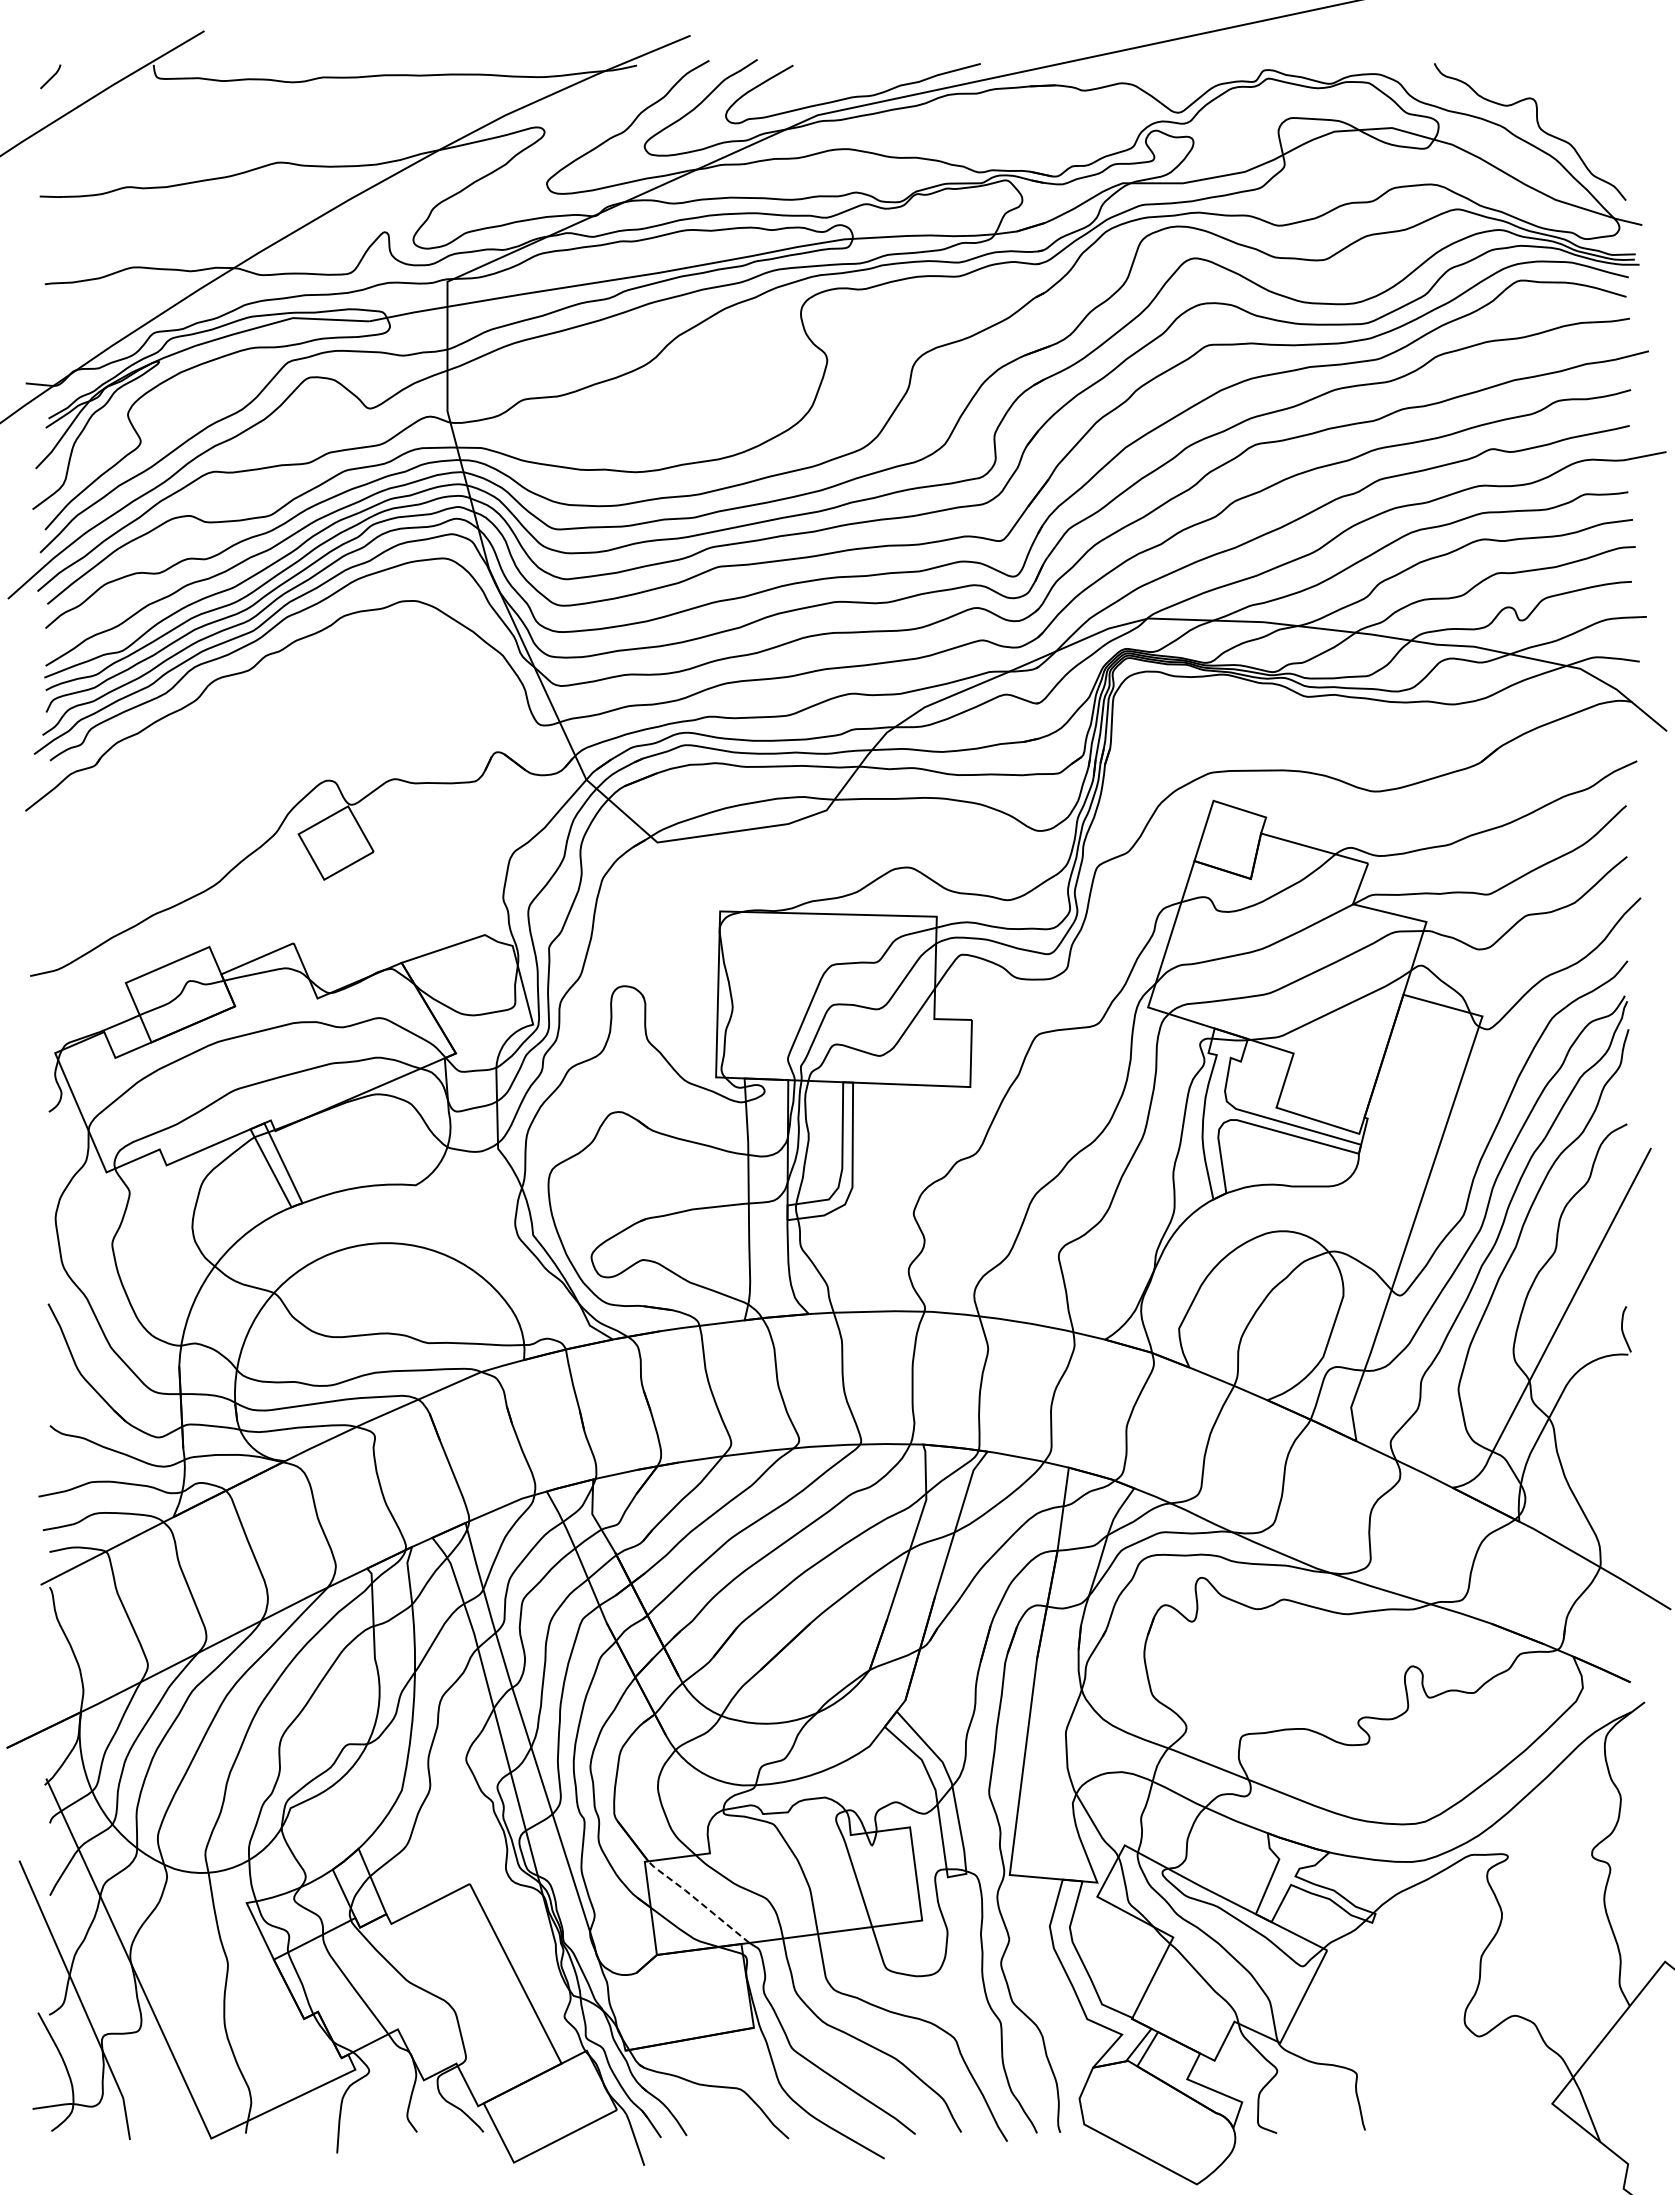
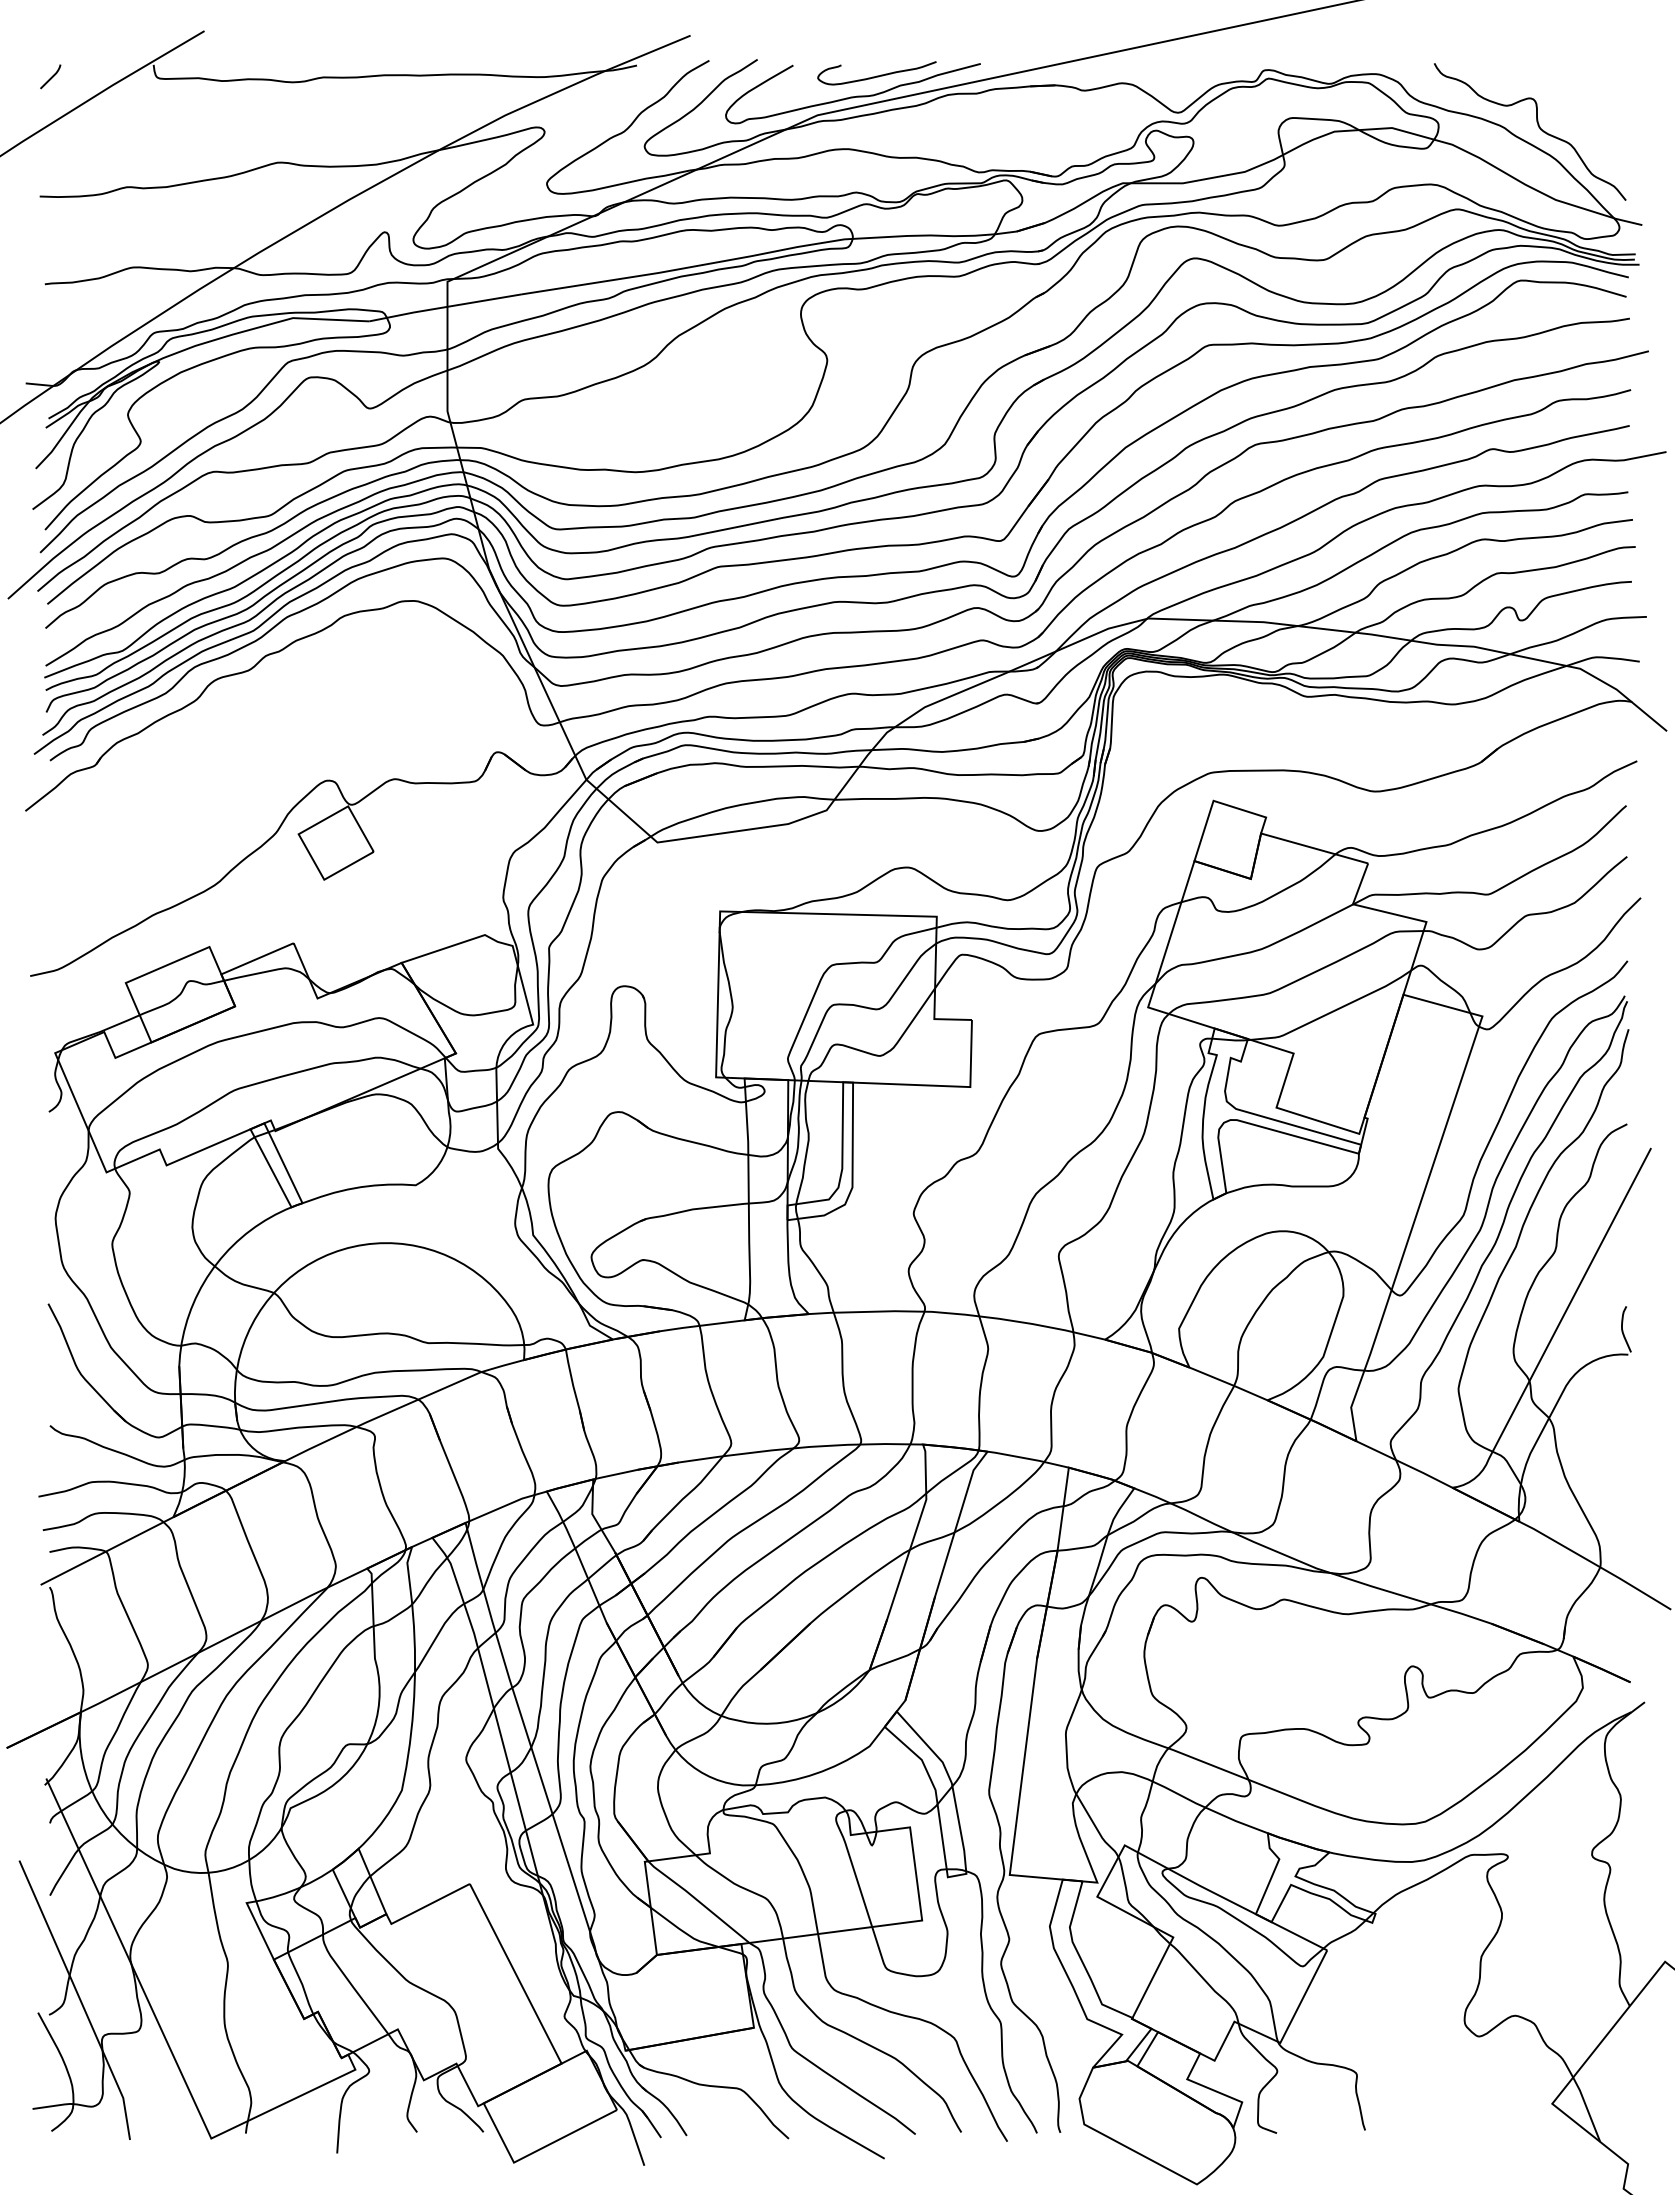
curve: none -> present (876, 75)
line: dashed -> solid (697, 1900)
